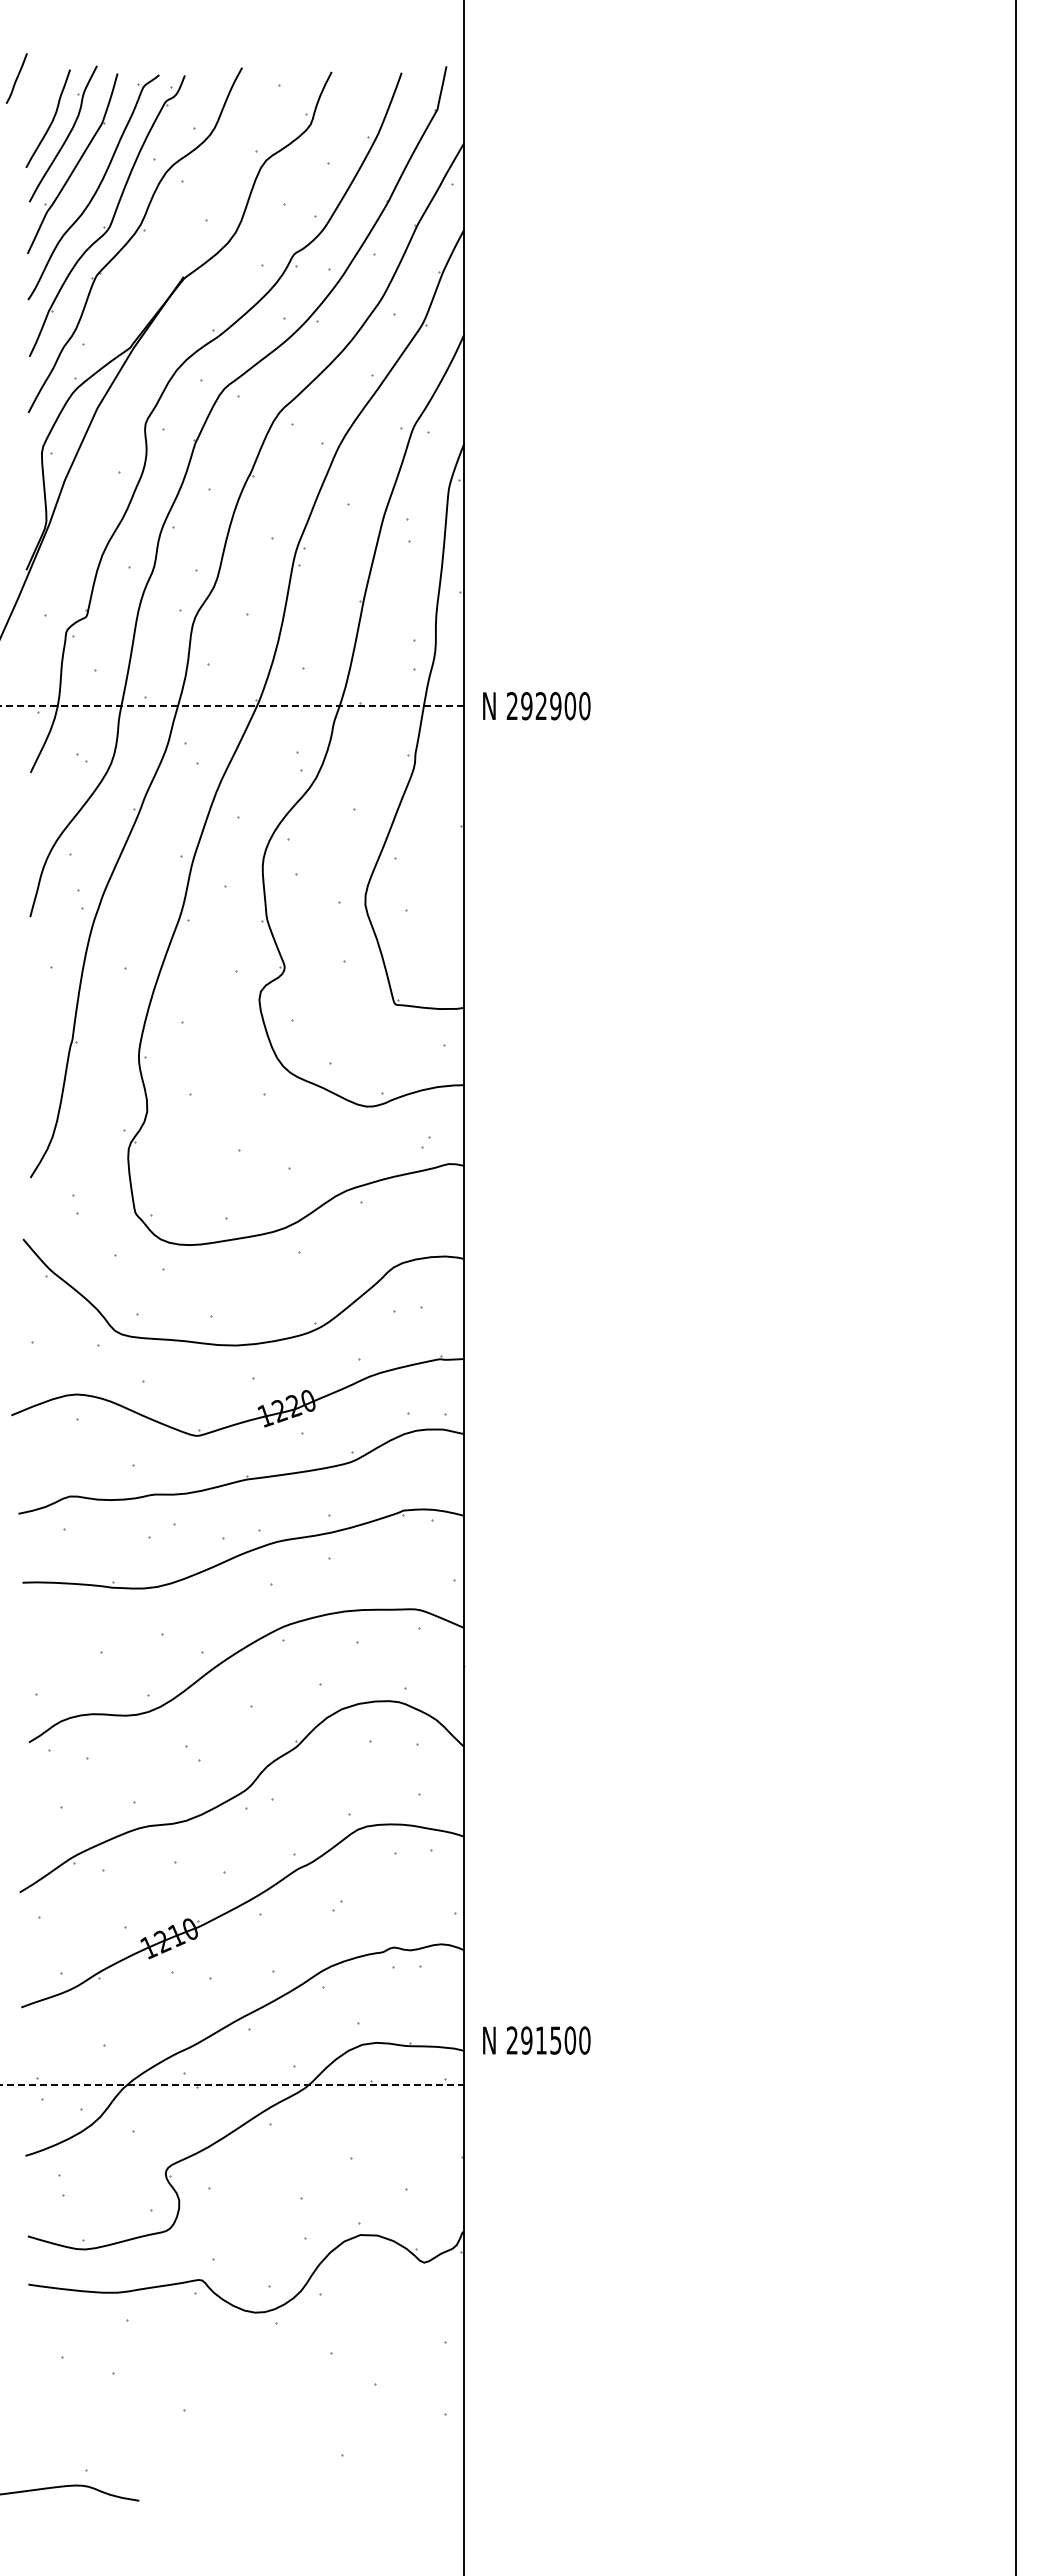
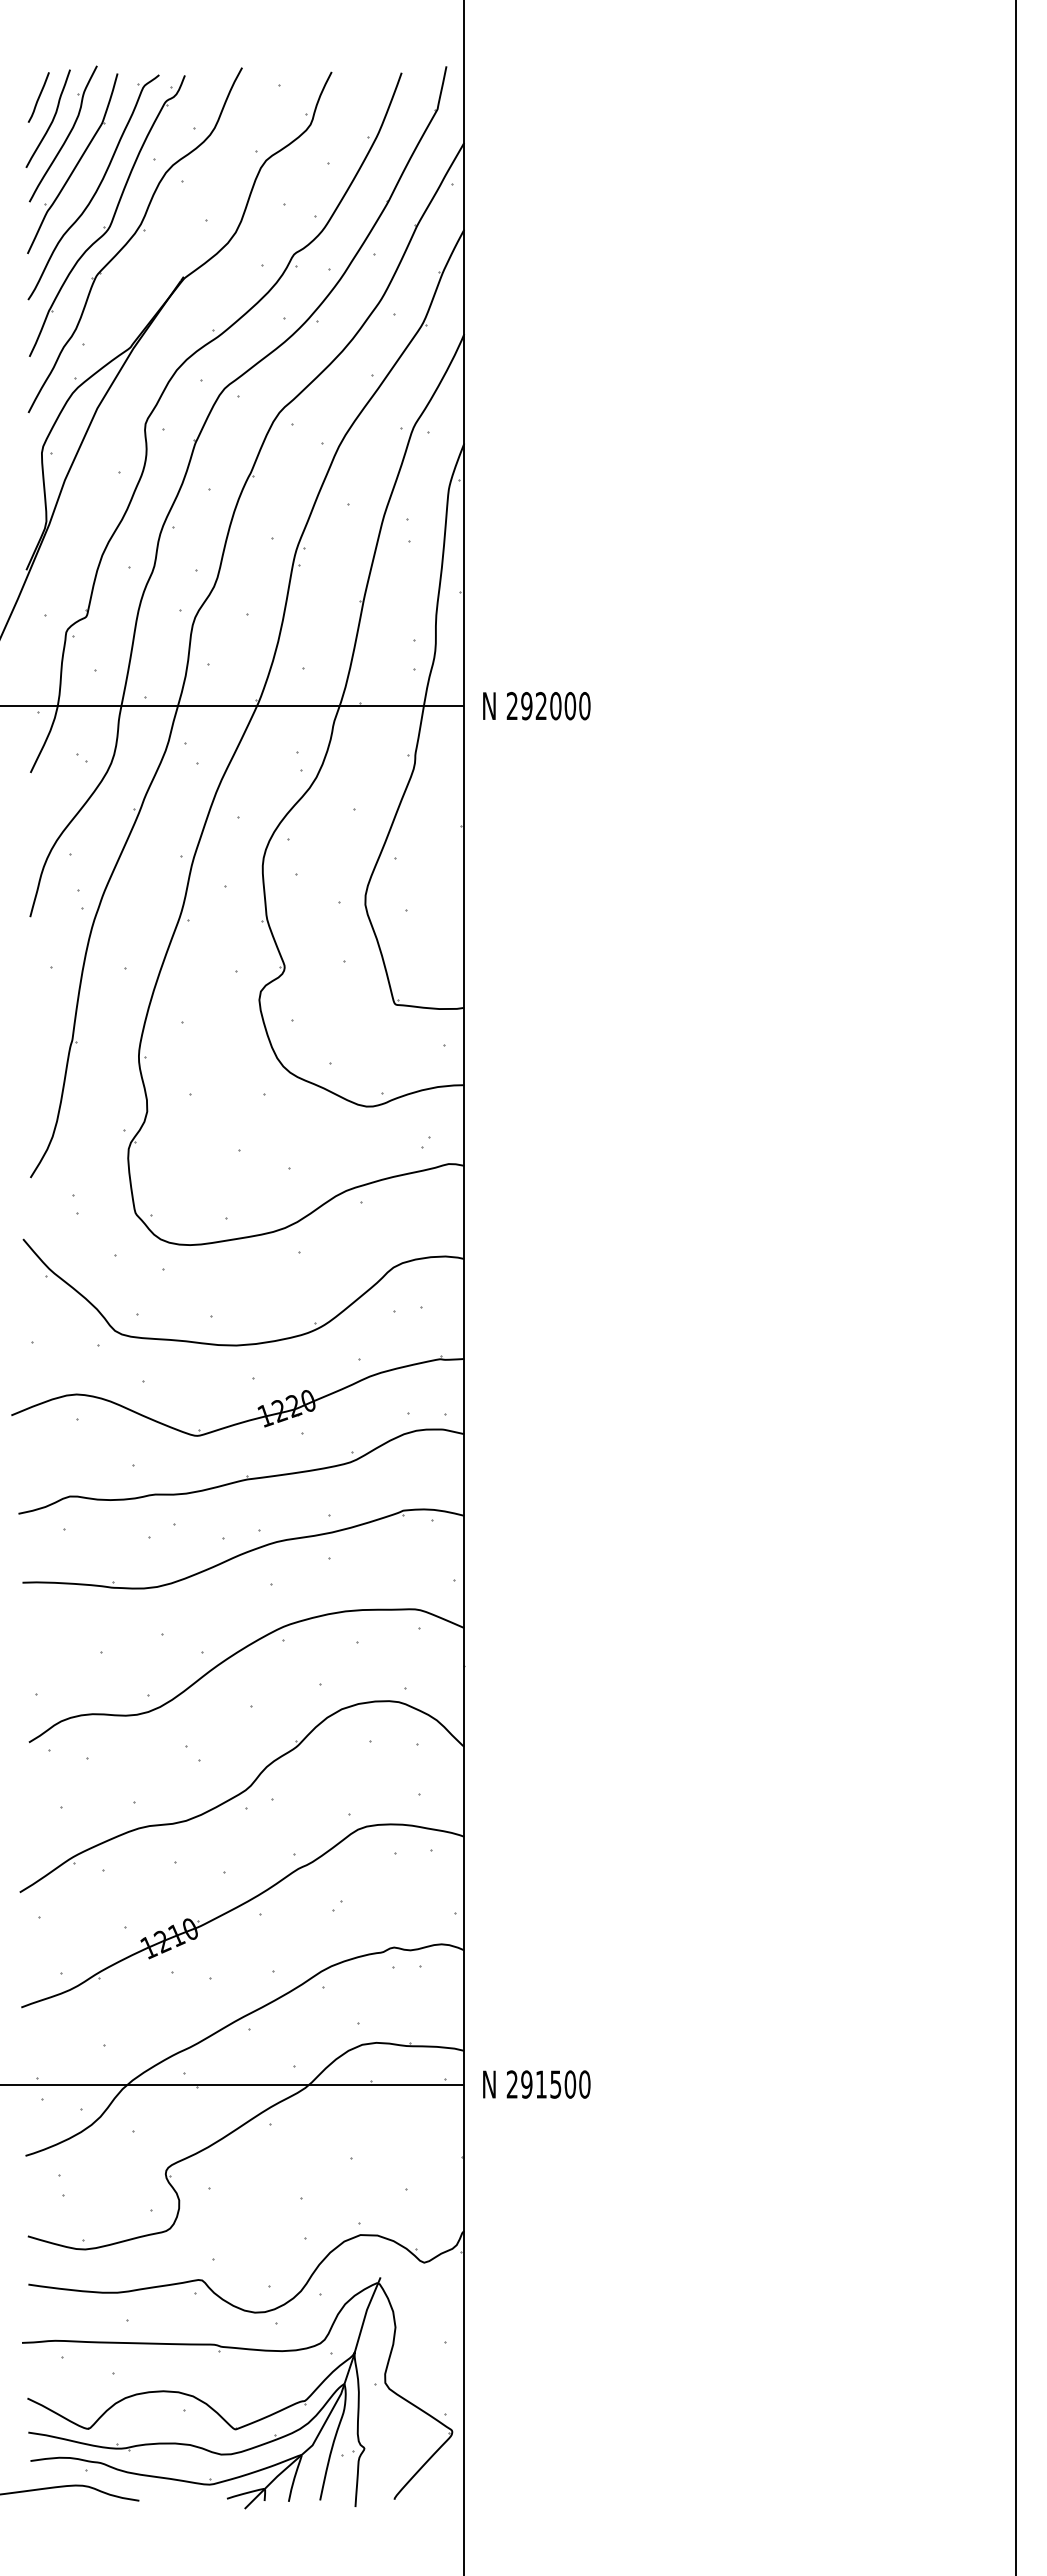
line position: (16, 78) -> (38, 97) (38, 97)
line: dashed -> solid (232, 706)
text: 292900 -> 292000 (555, 706)
text position: (536, 2040) -> (536, 2084) (536, 2084)
line: dashed -> solid (232, 2084)
part: none -> present (218, 2412)
